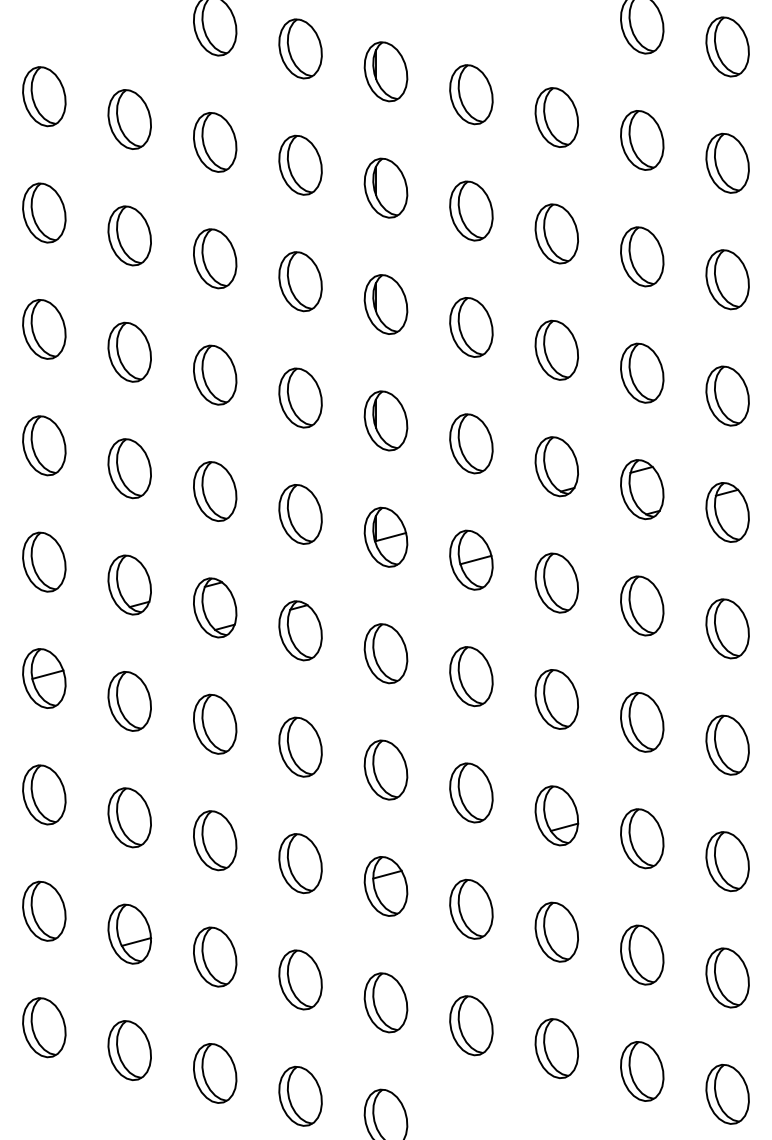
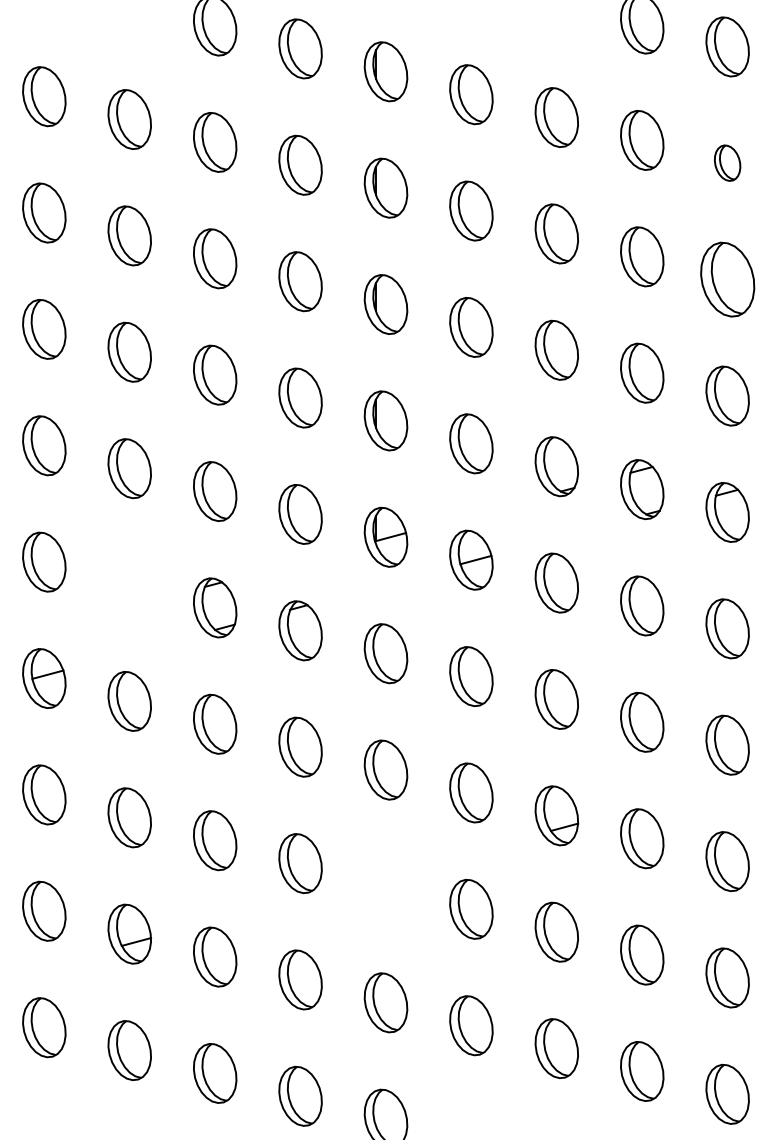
part size: 45x62 px -> 28x38 px (727, 162)
part size: 45x62 px -> 56x77 px (727, 279)
part: present -> none (129, 584)
part: present -> none (385, 886)
